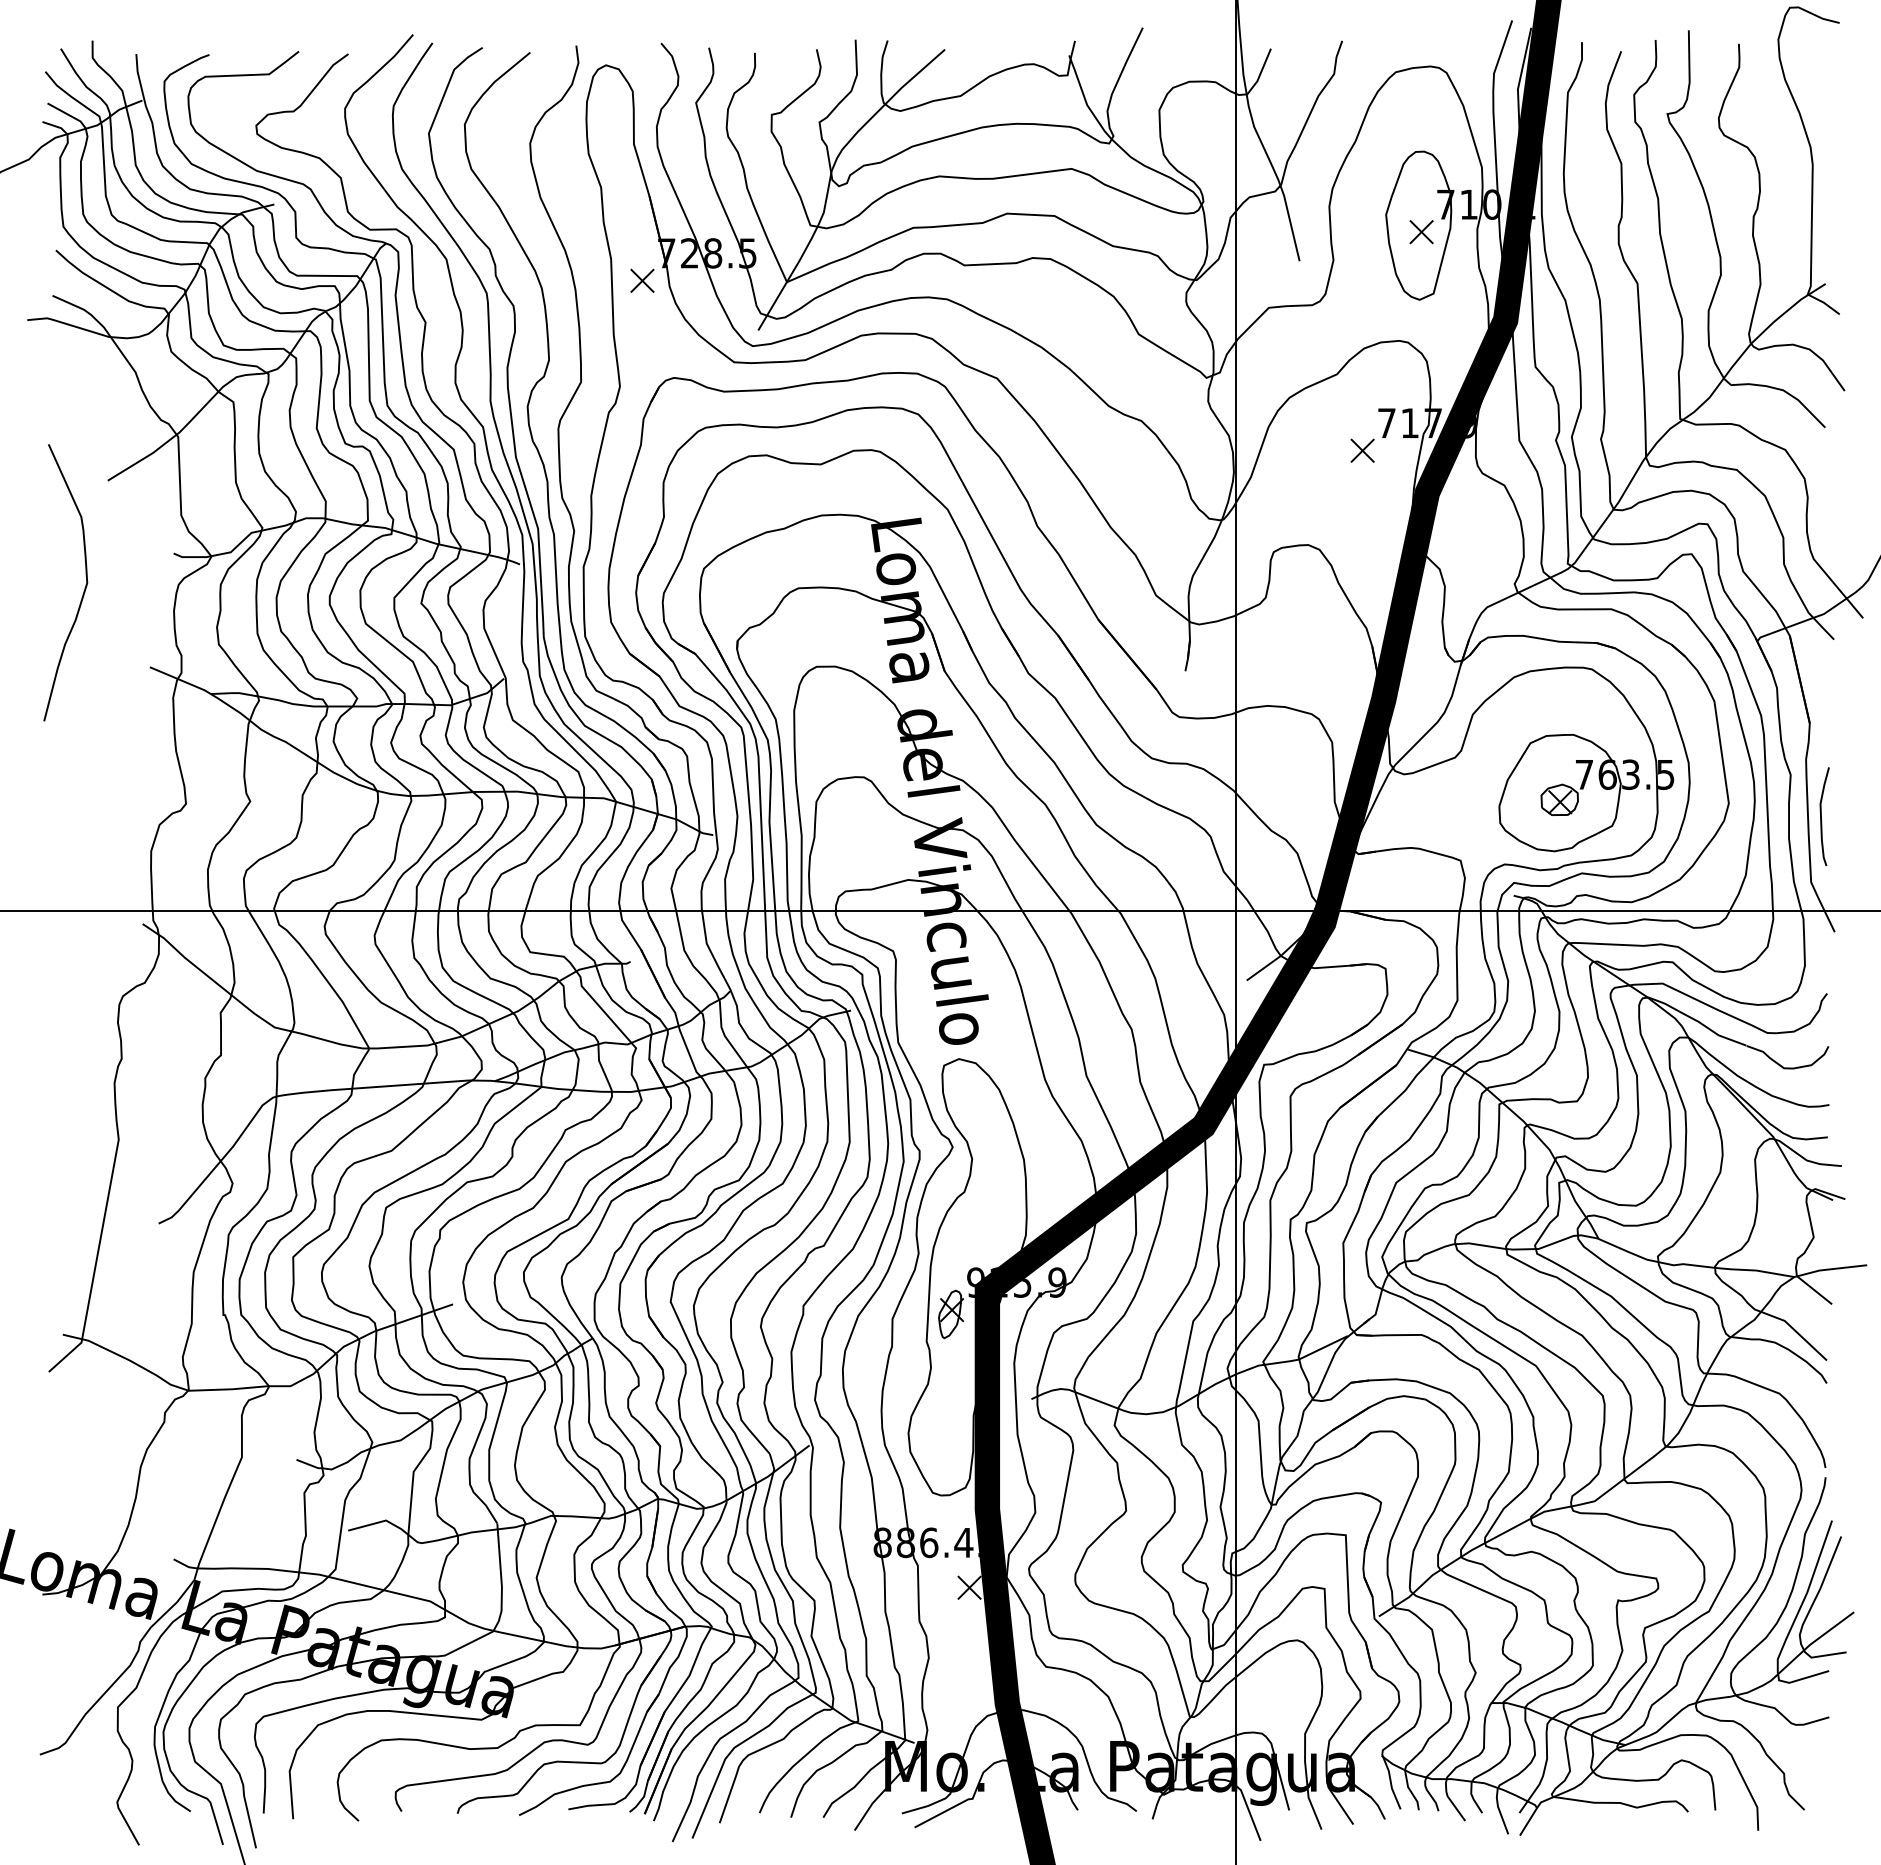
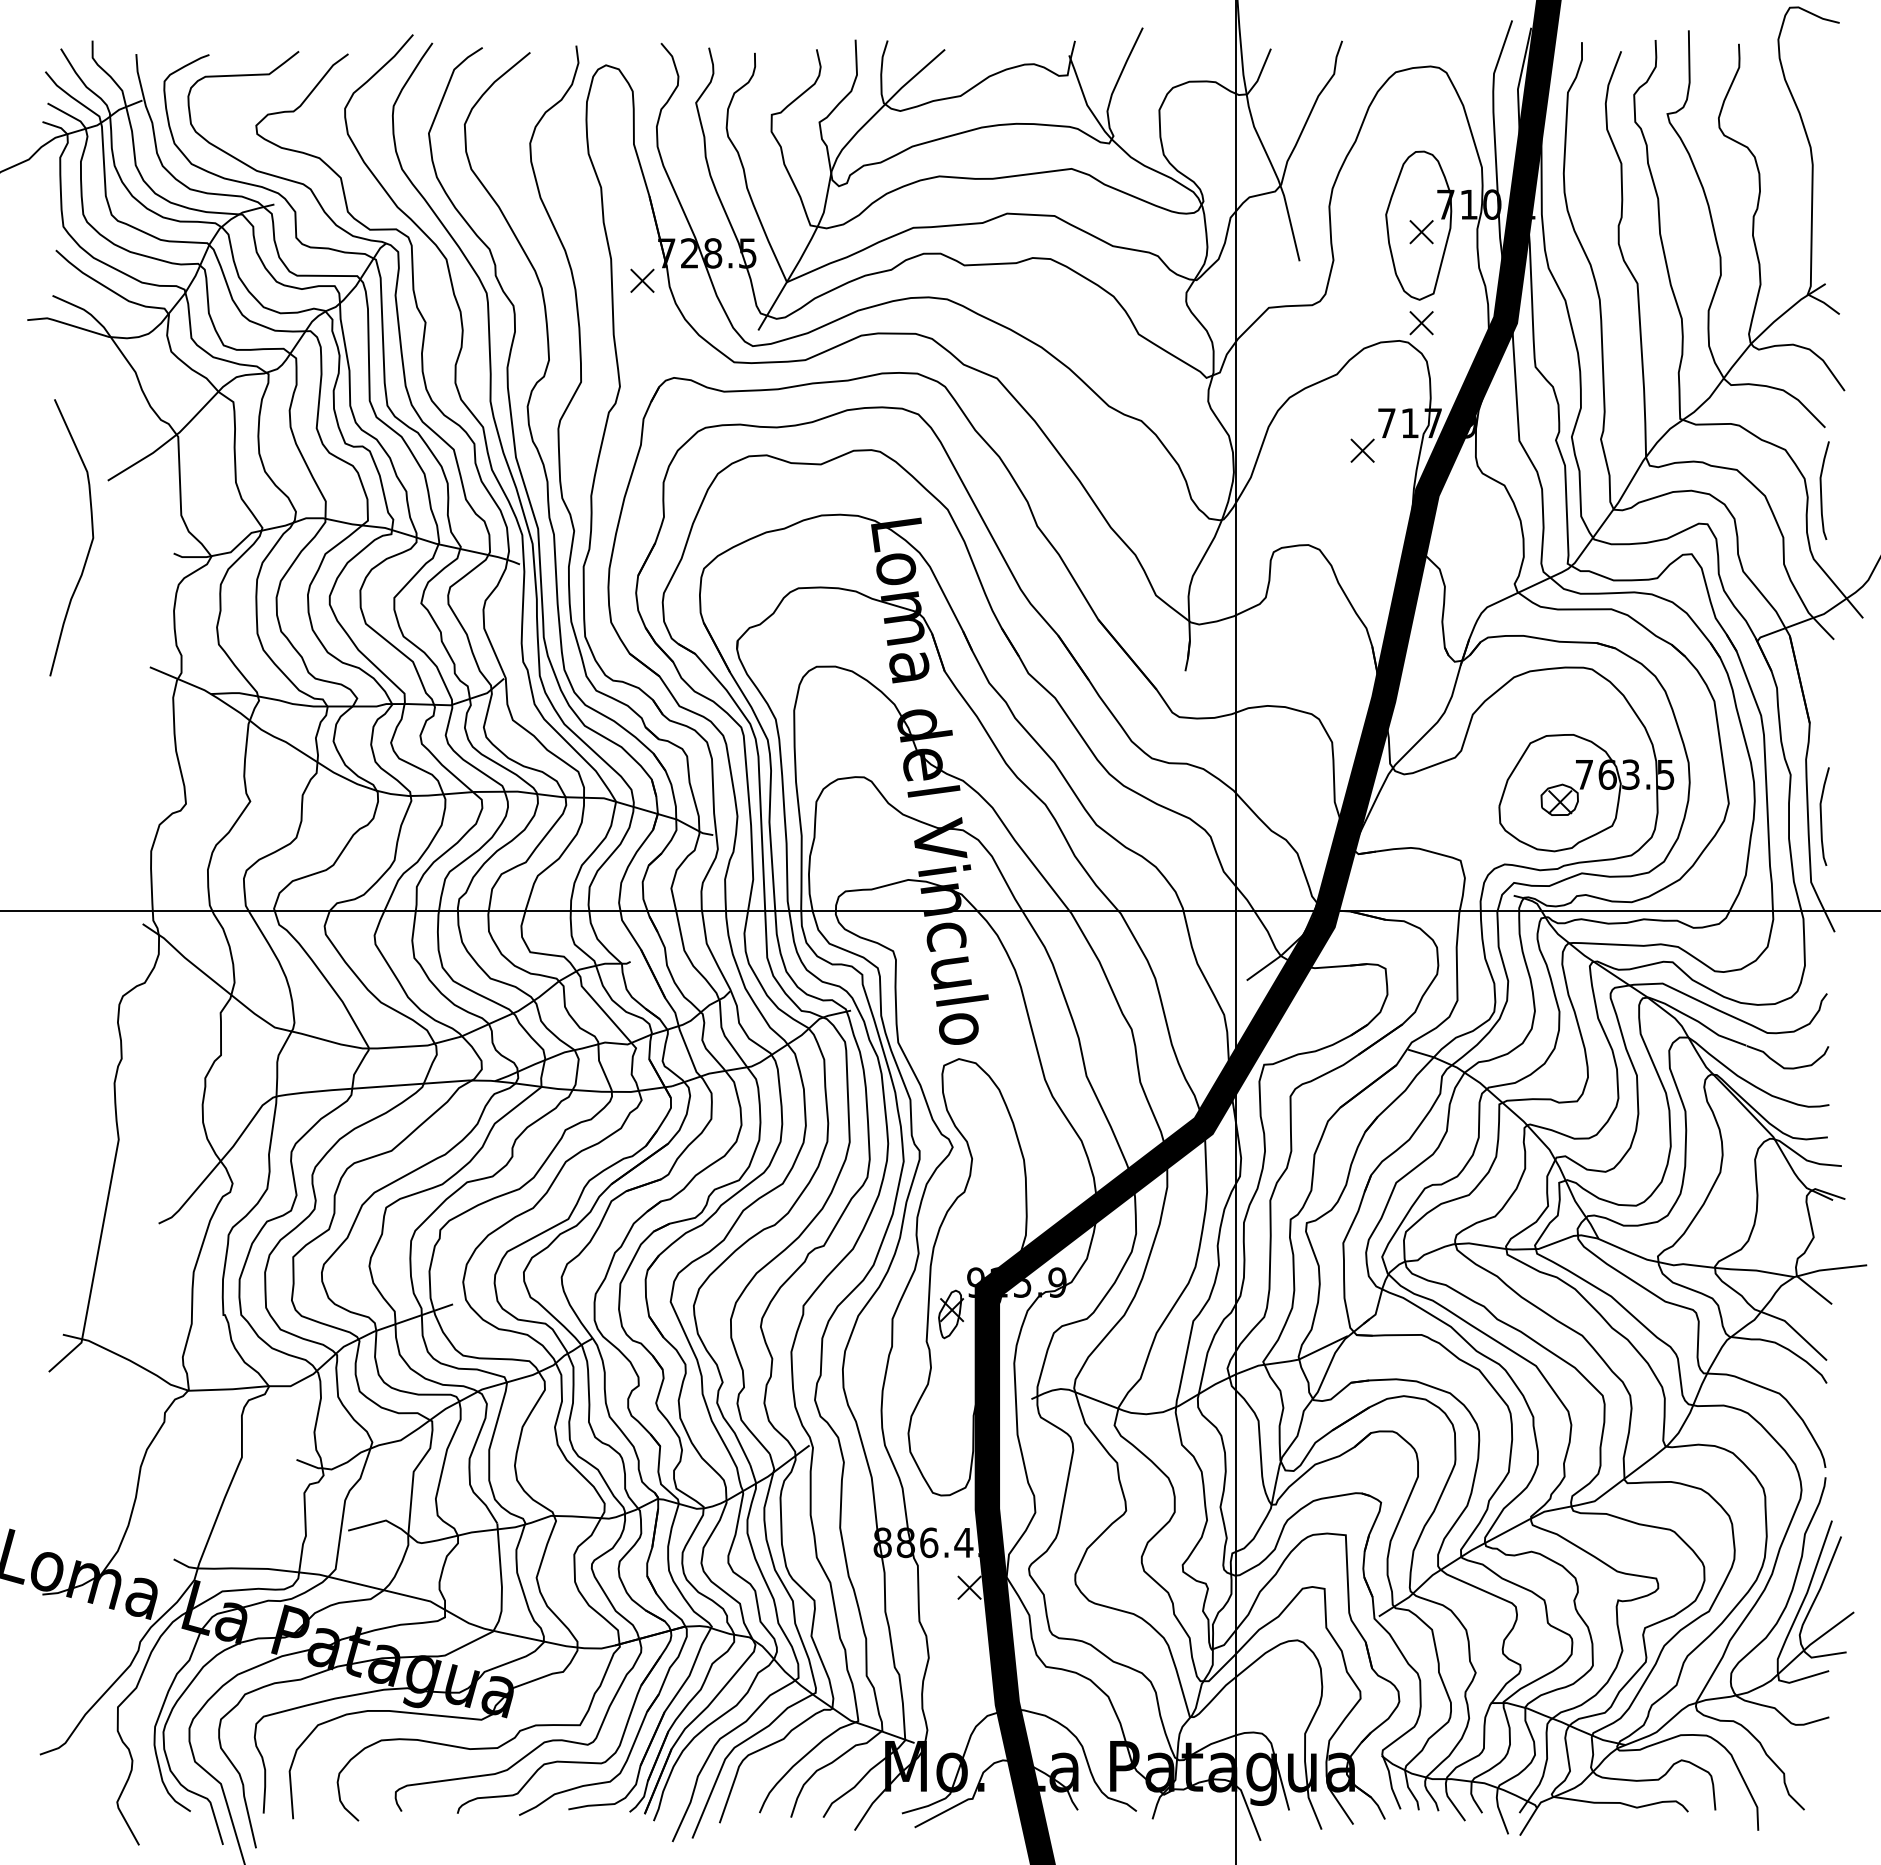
part: none -> present (1421, 323)
curve: none -> present (1821, 490)
curve position: (84, 587) -> (90, 542) (90, 542)
